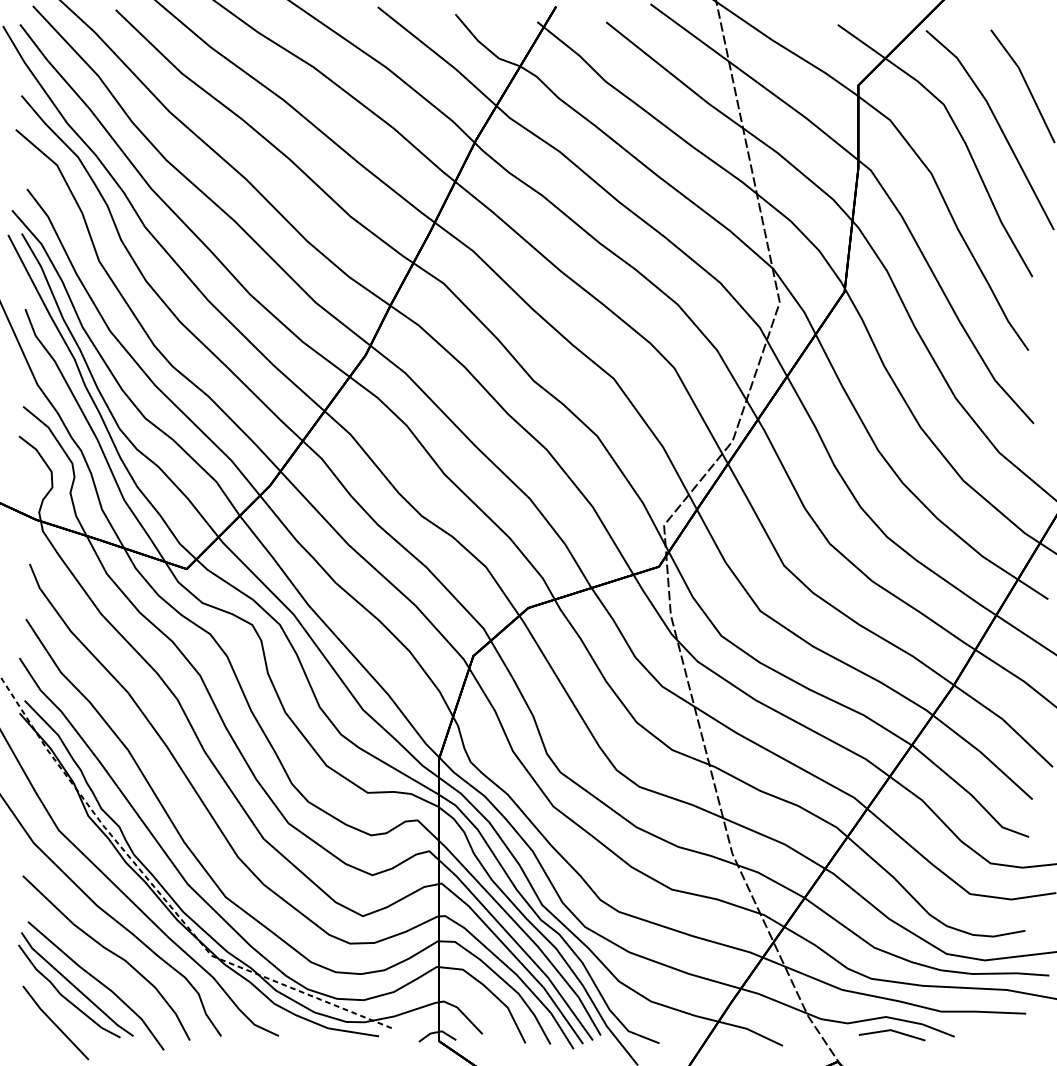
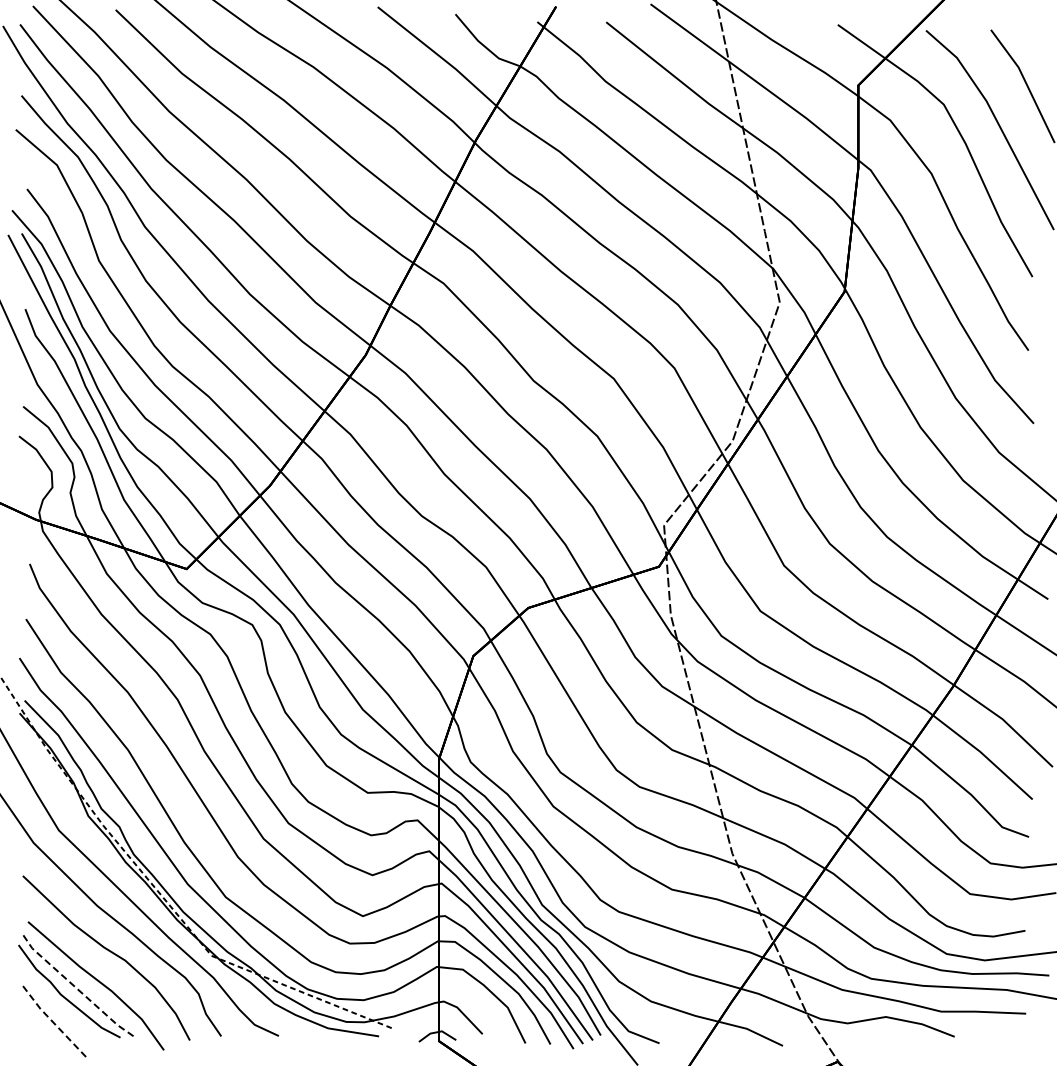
line: solid -> dashed (74, 986)
line: solid -> dashed (54, 1024)
line: present -> none (891, 1031)
